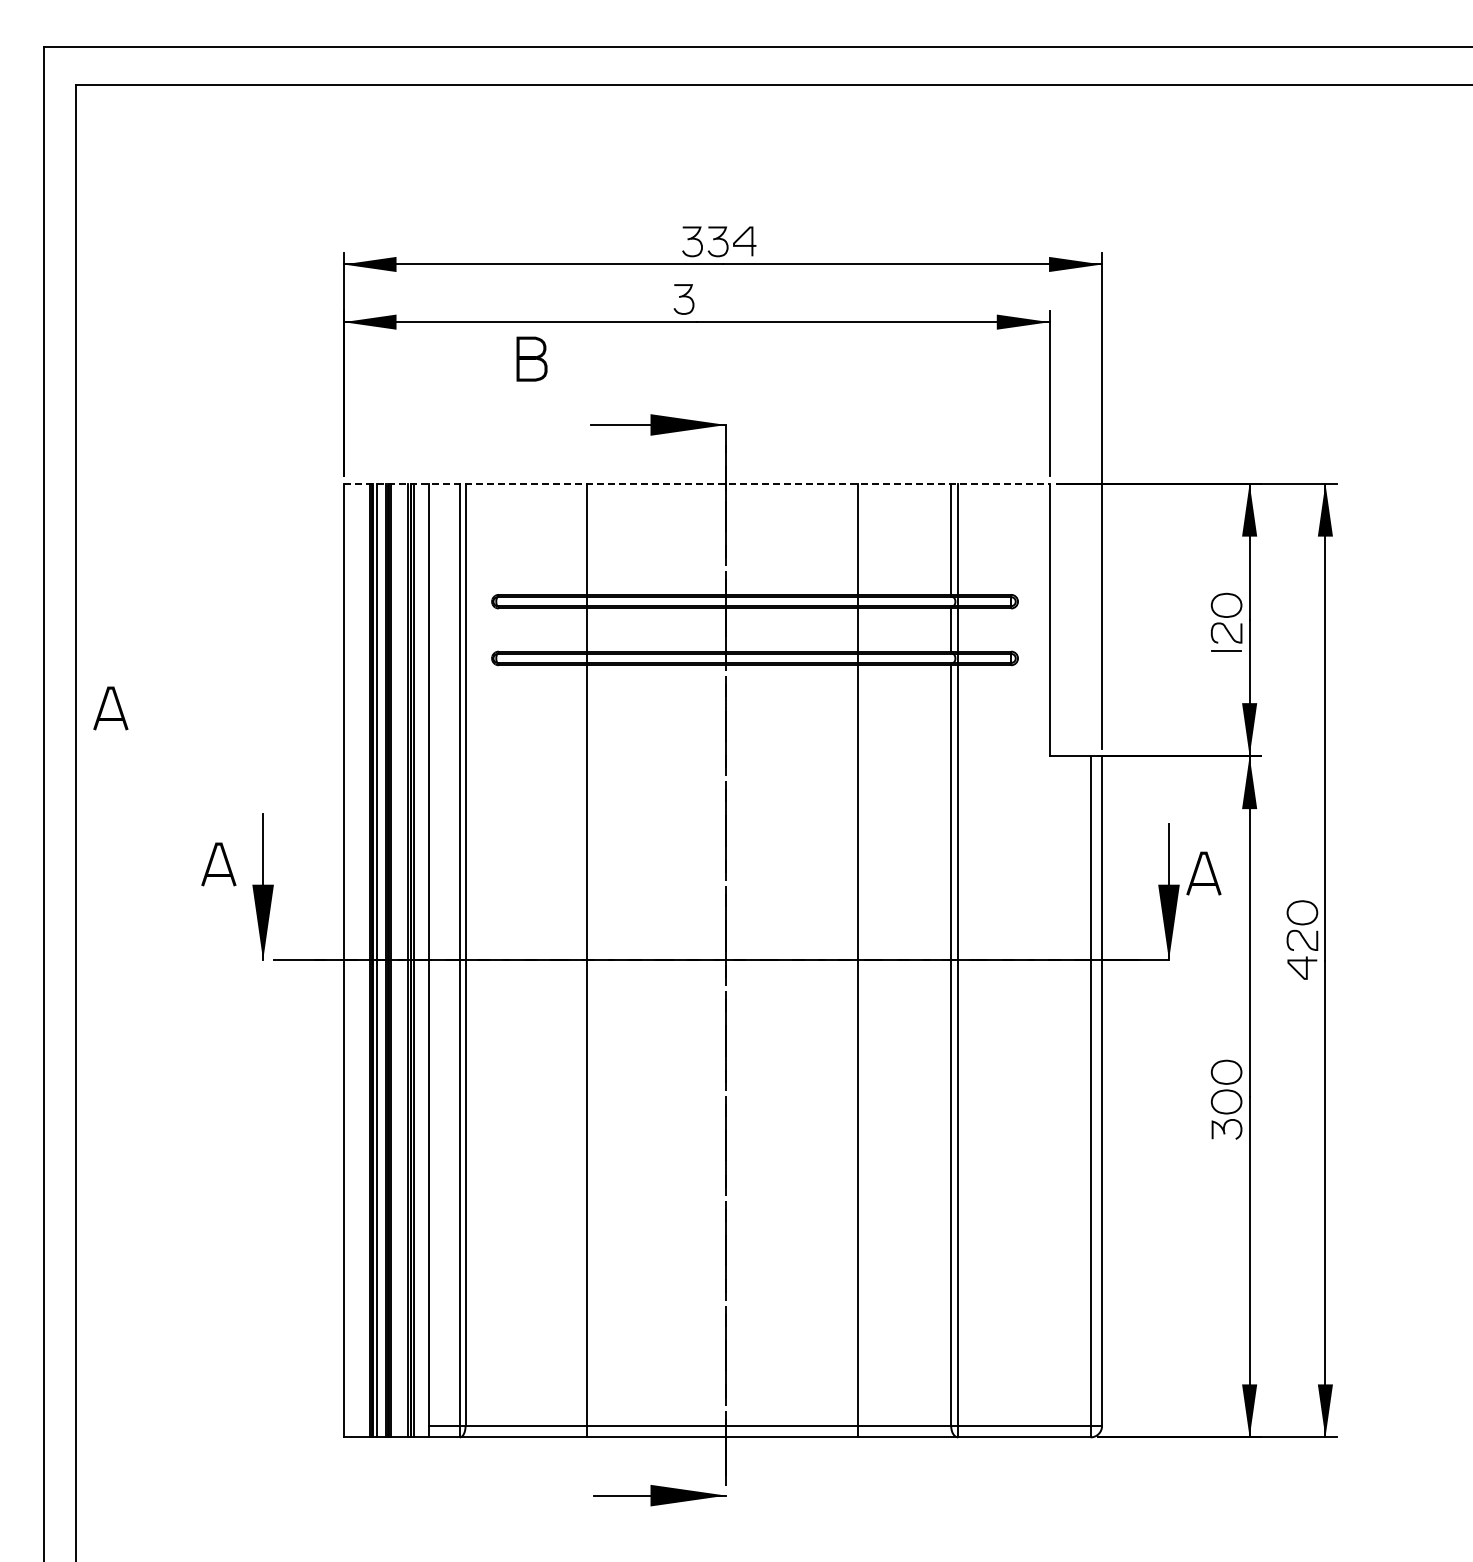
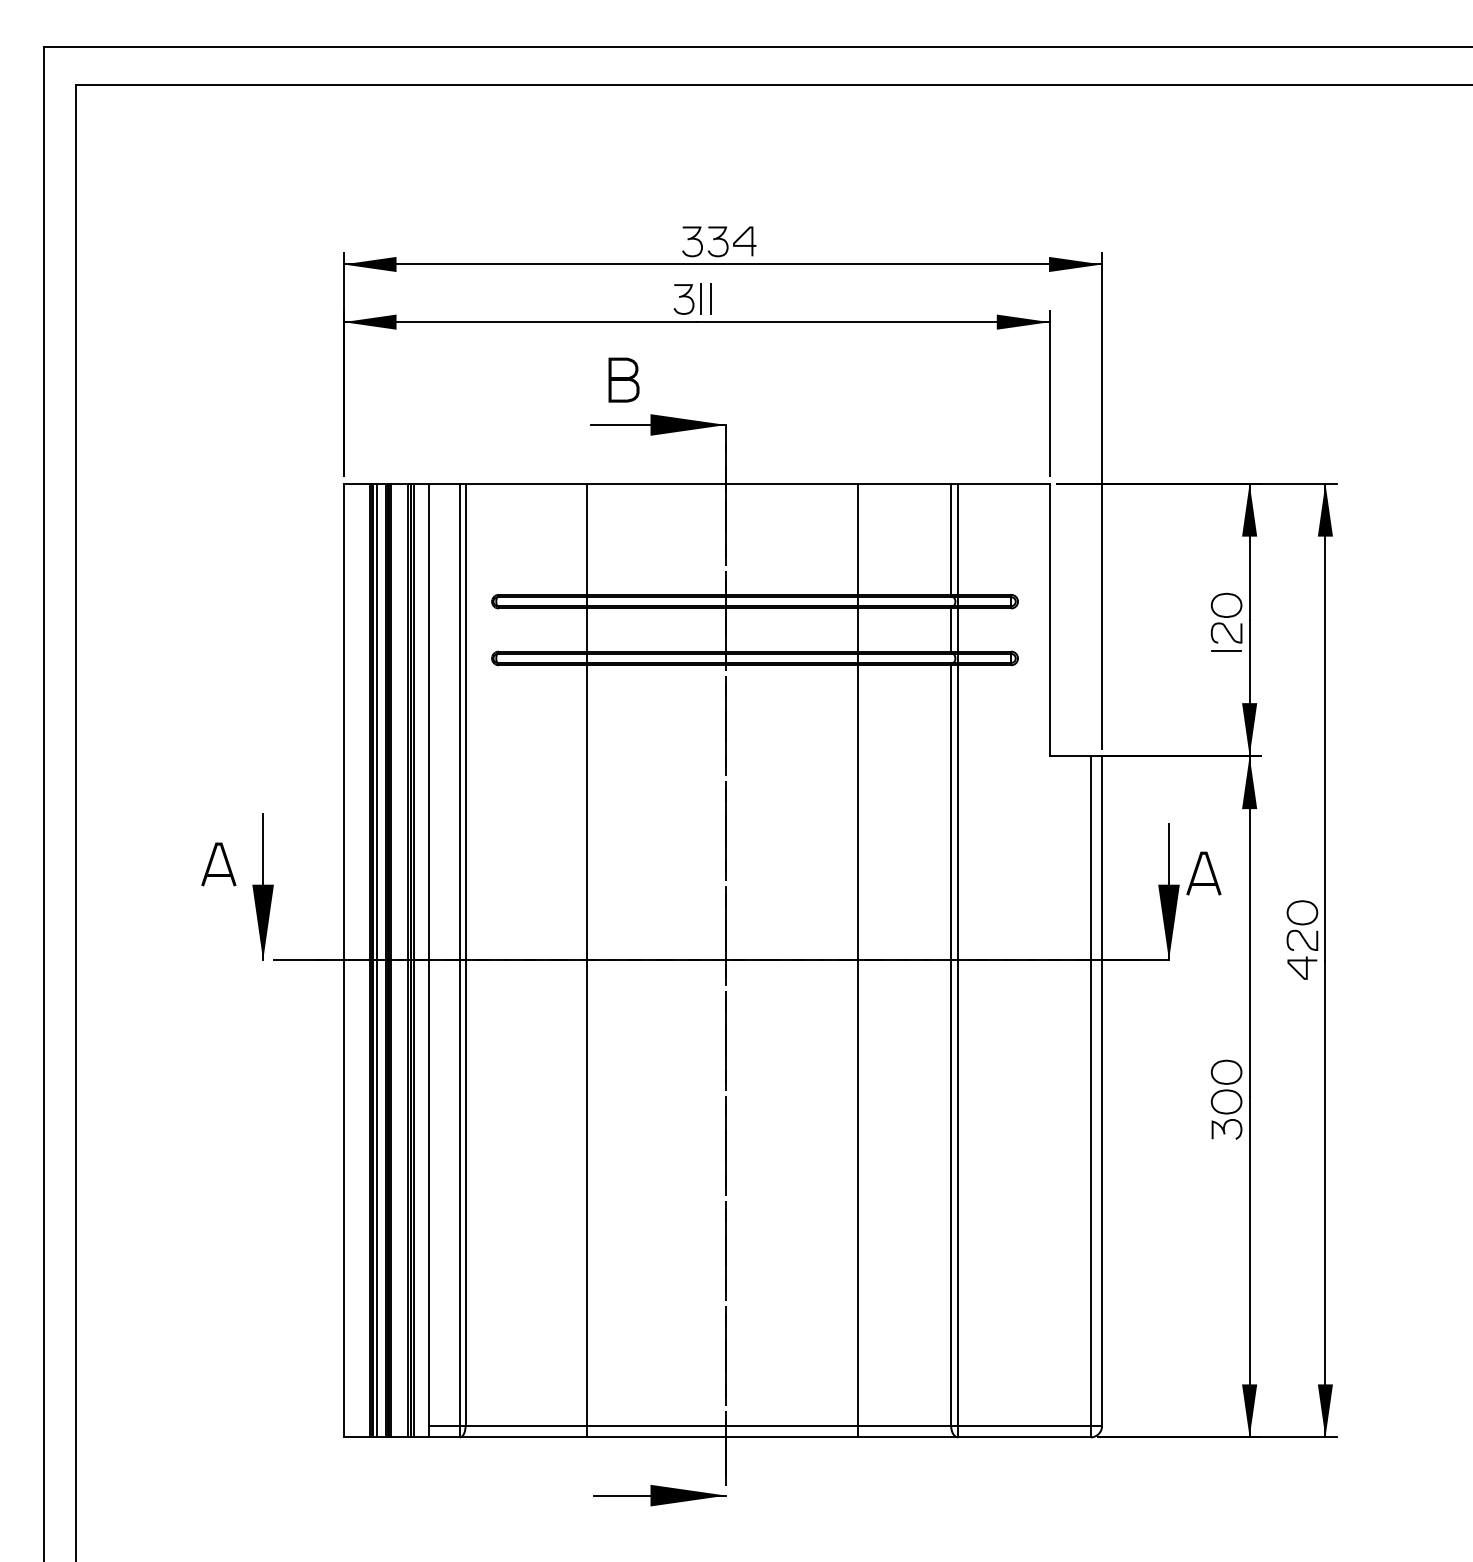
line: none -> present (701, 298)
line: none -> present (711, 298)
part position: (531, 358) -> (623, 379) (623, 379)
line: dashed -> solid (697, 483)
part: present -> none (110, 708)
